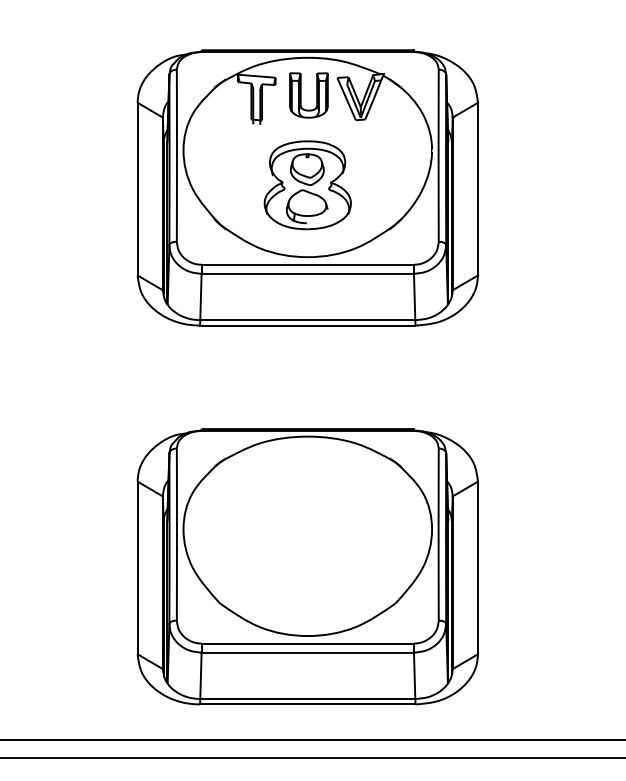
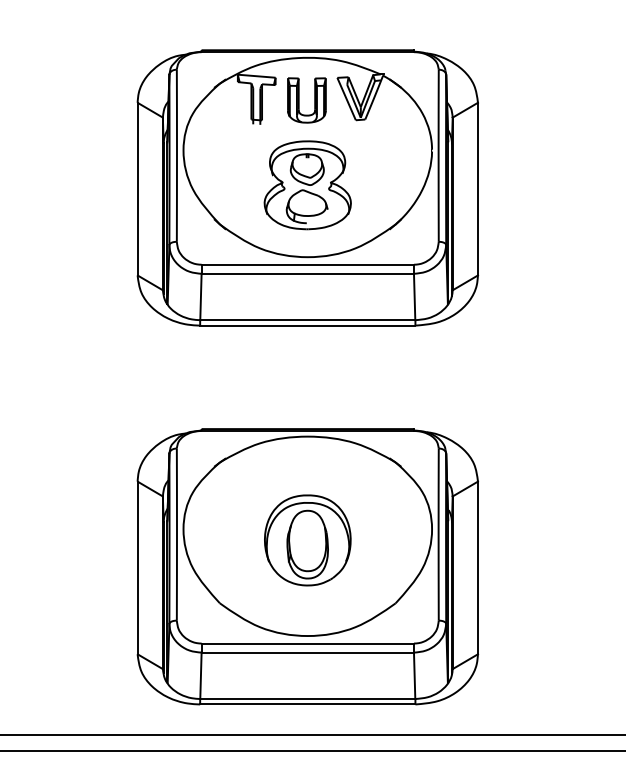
part position: (301, 95) -> (299, 100) (299, 100)
part: none -> present (307, 540)
line position: (312, 740) -> (312, 735) (312, 735)
line position: (312, 757) -> (312, 750) (312, 750)
